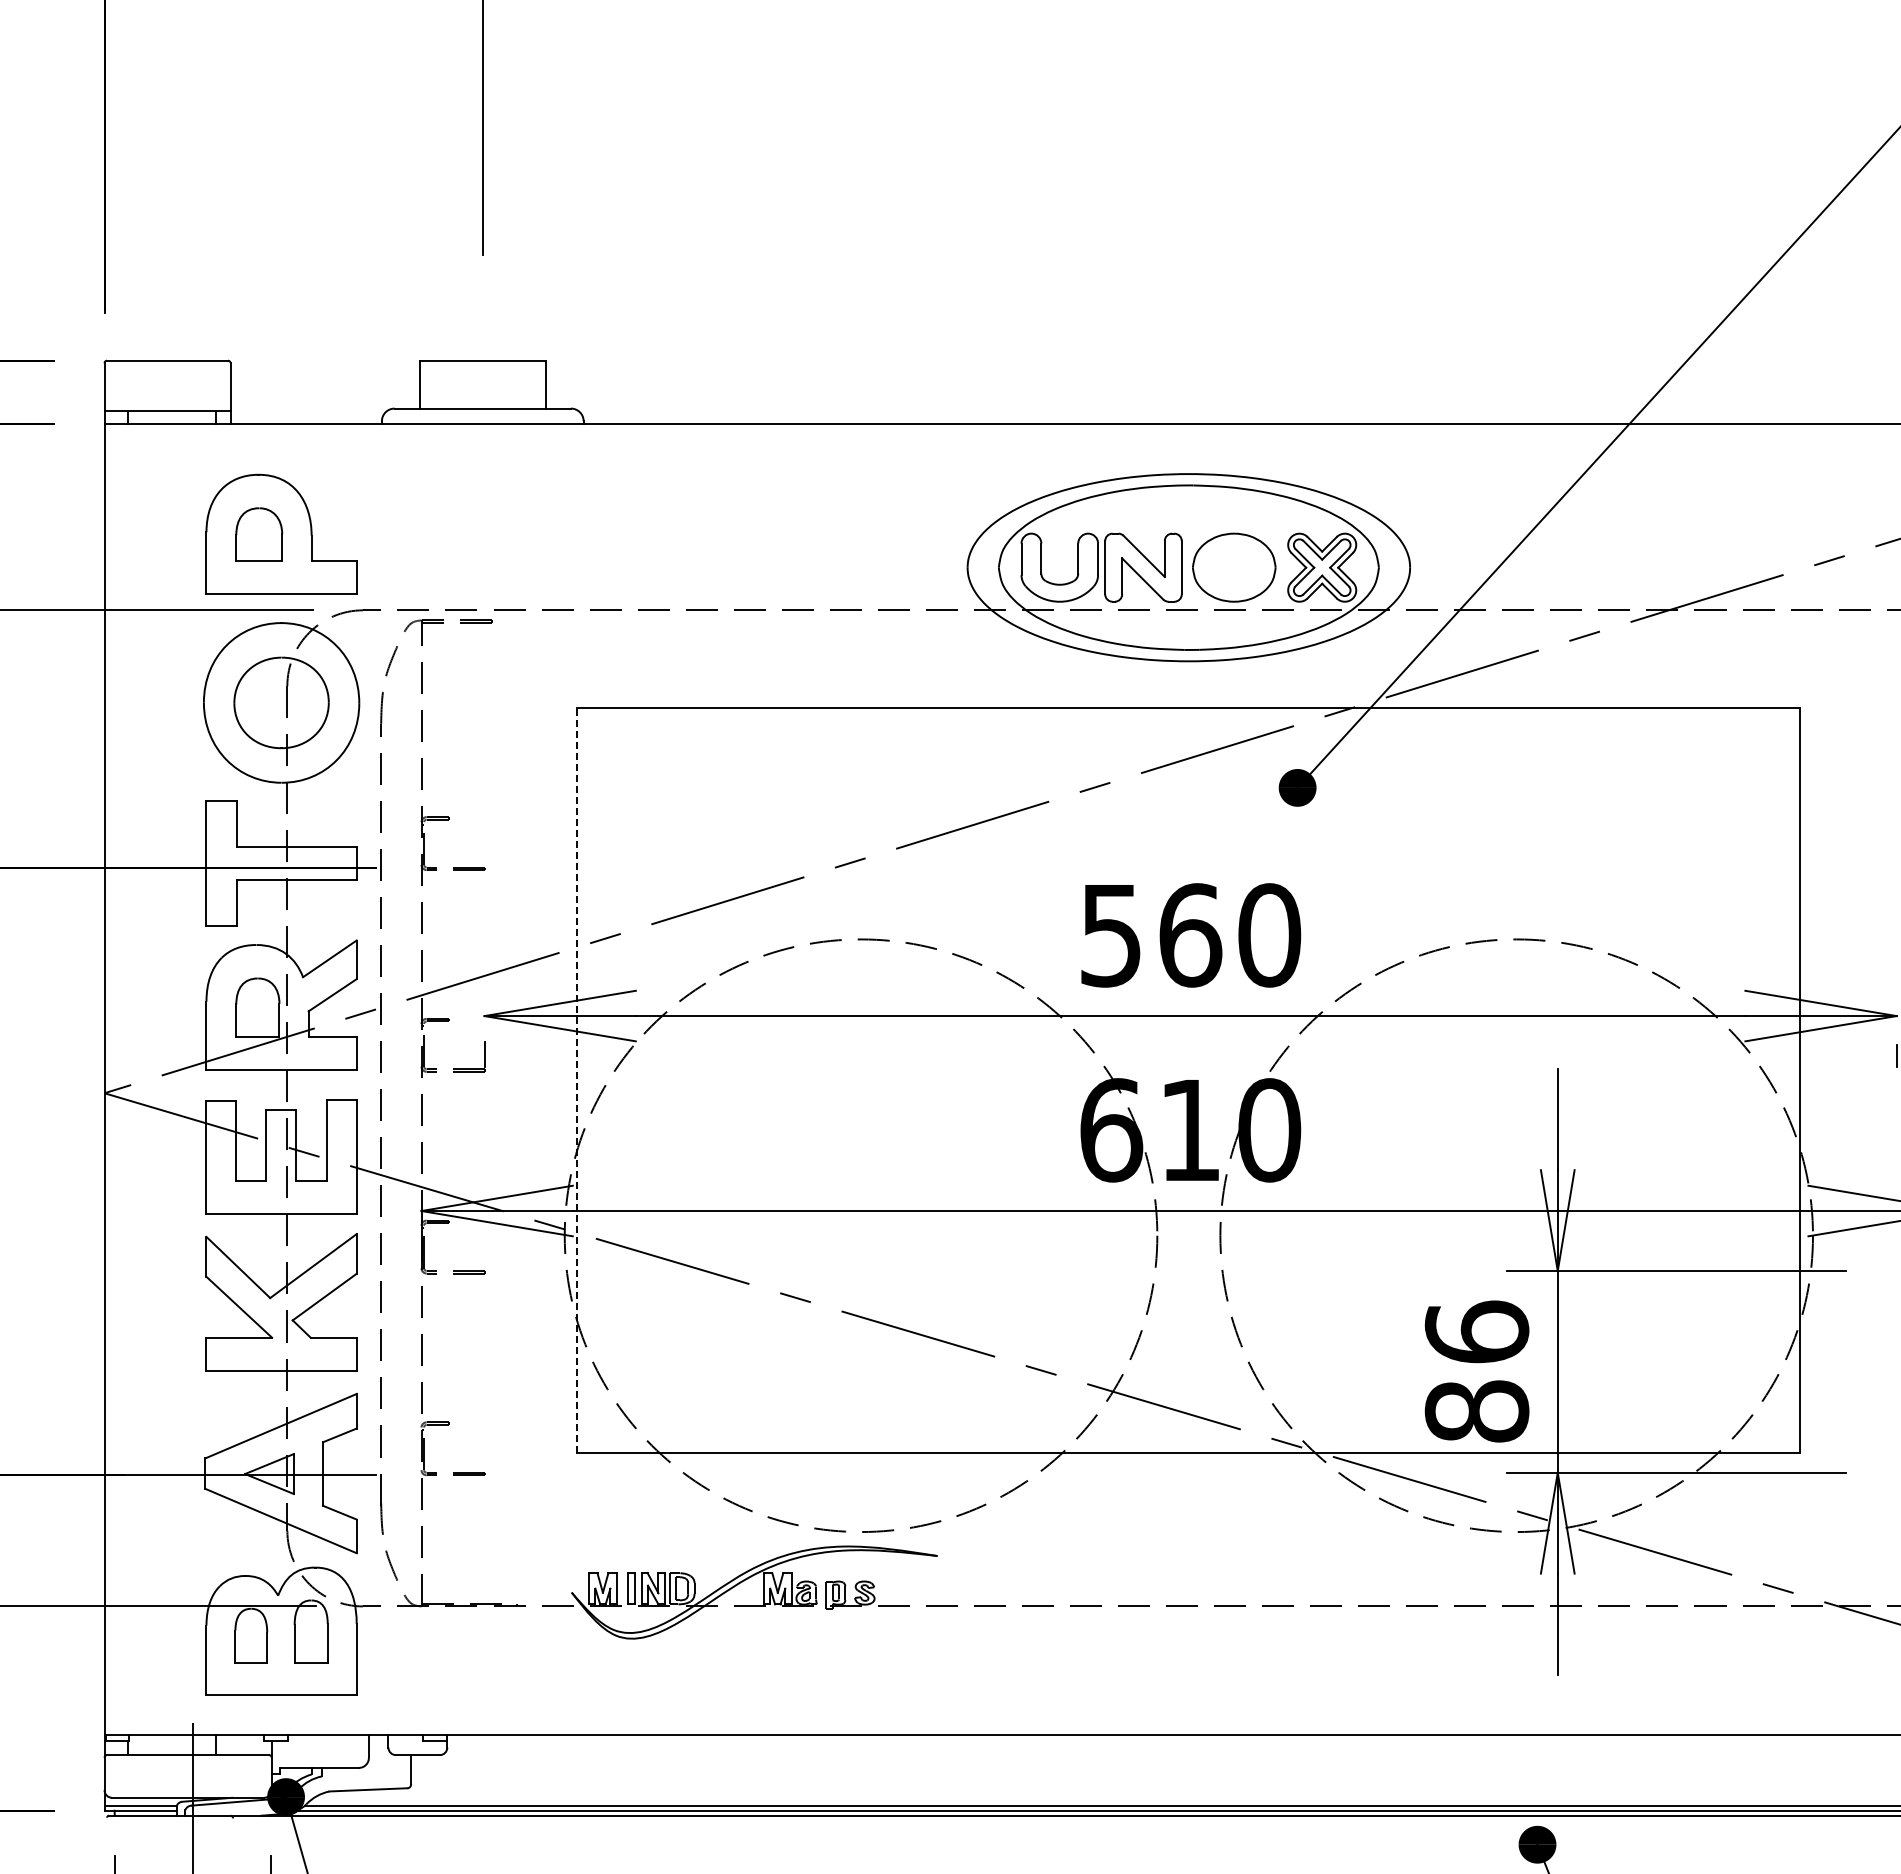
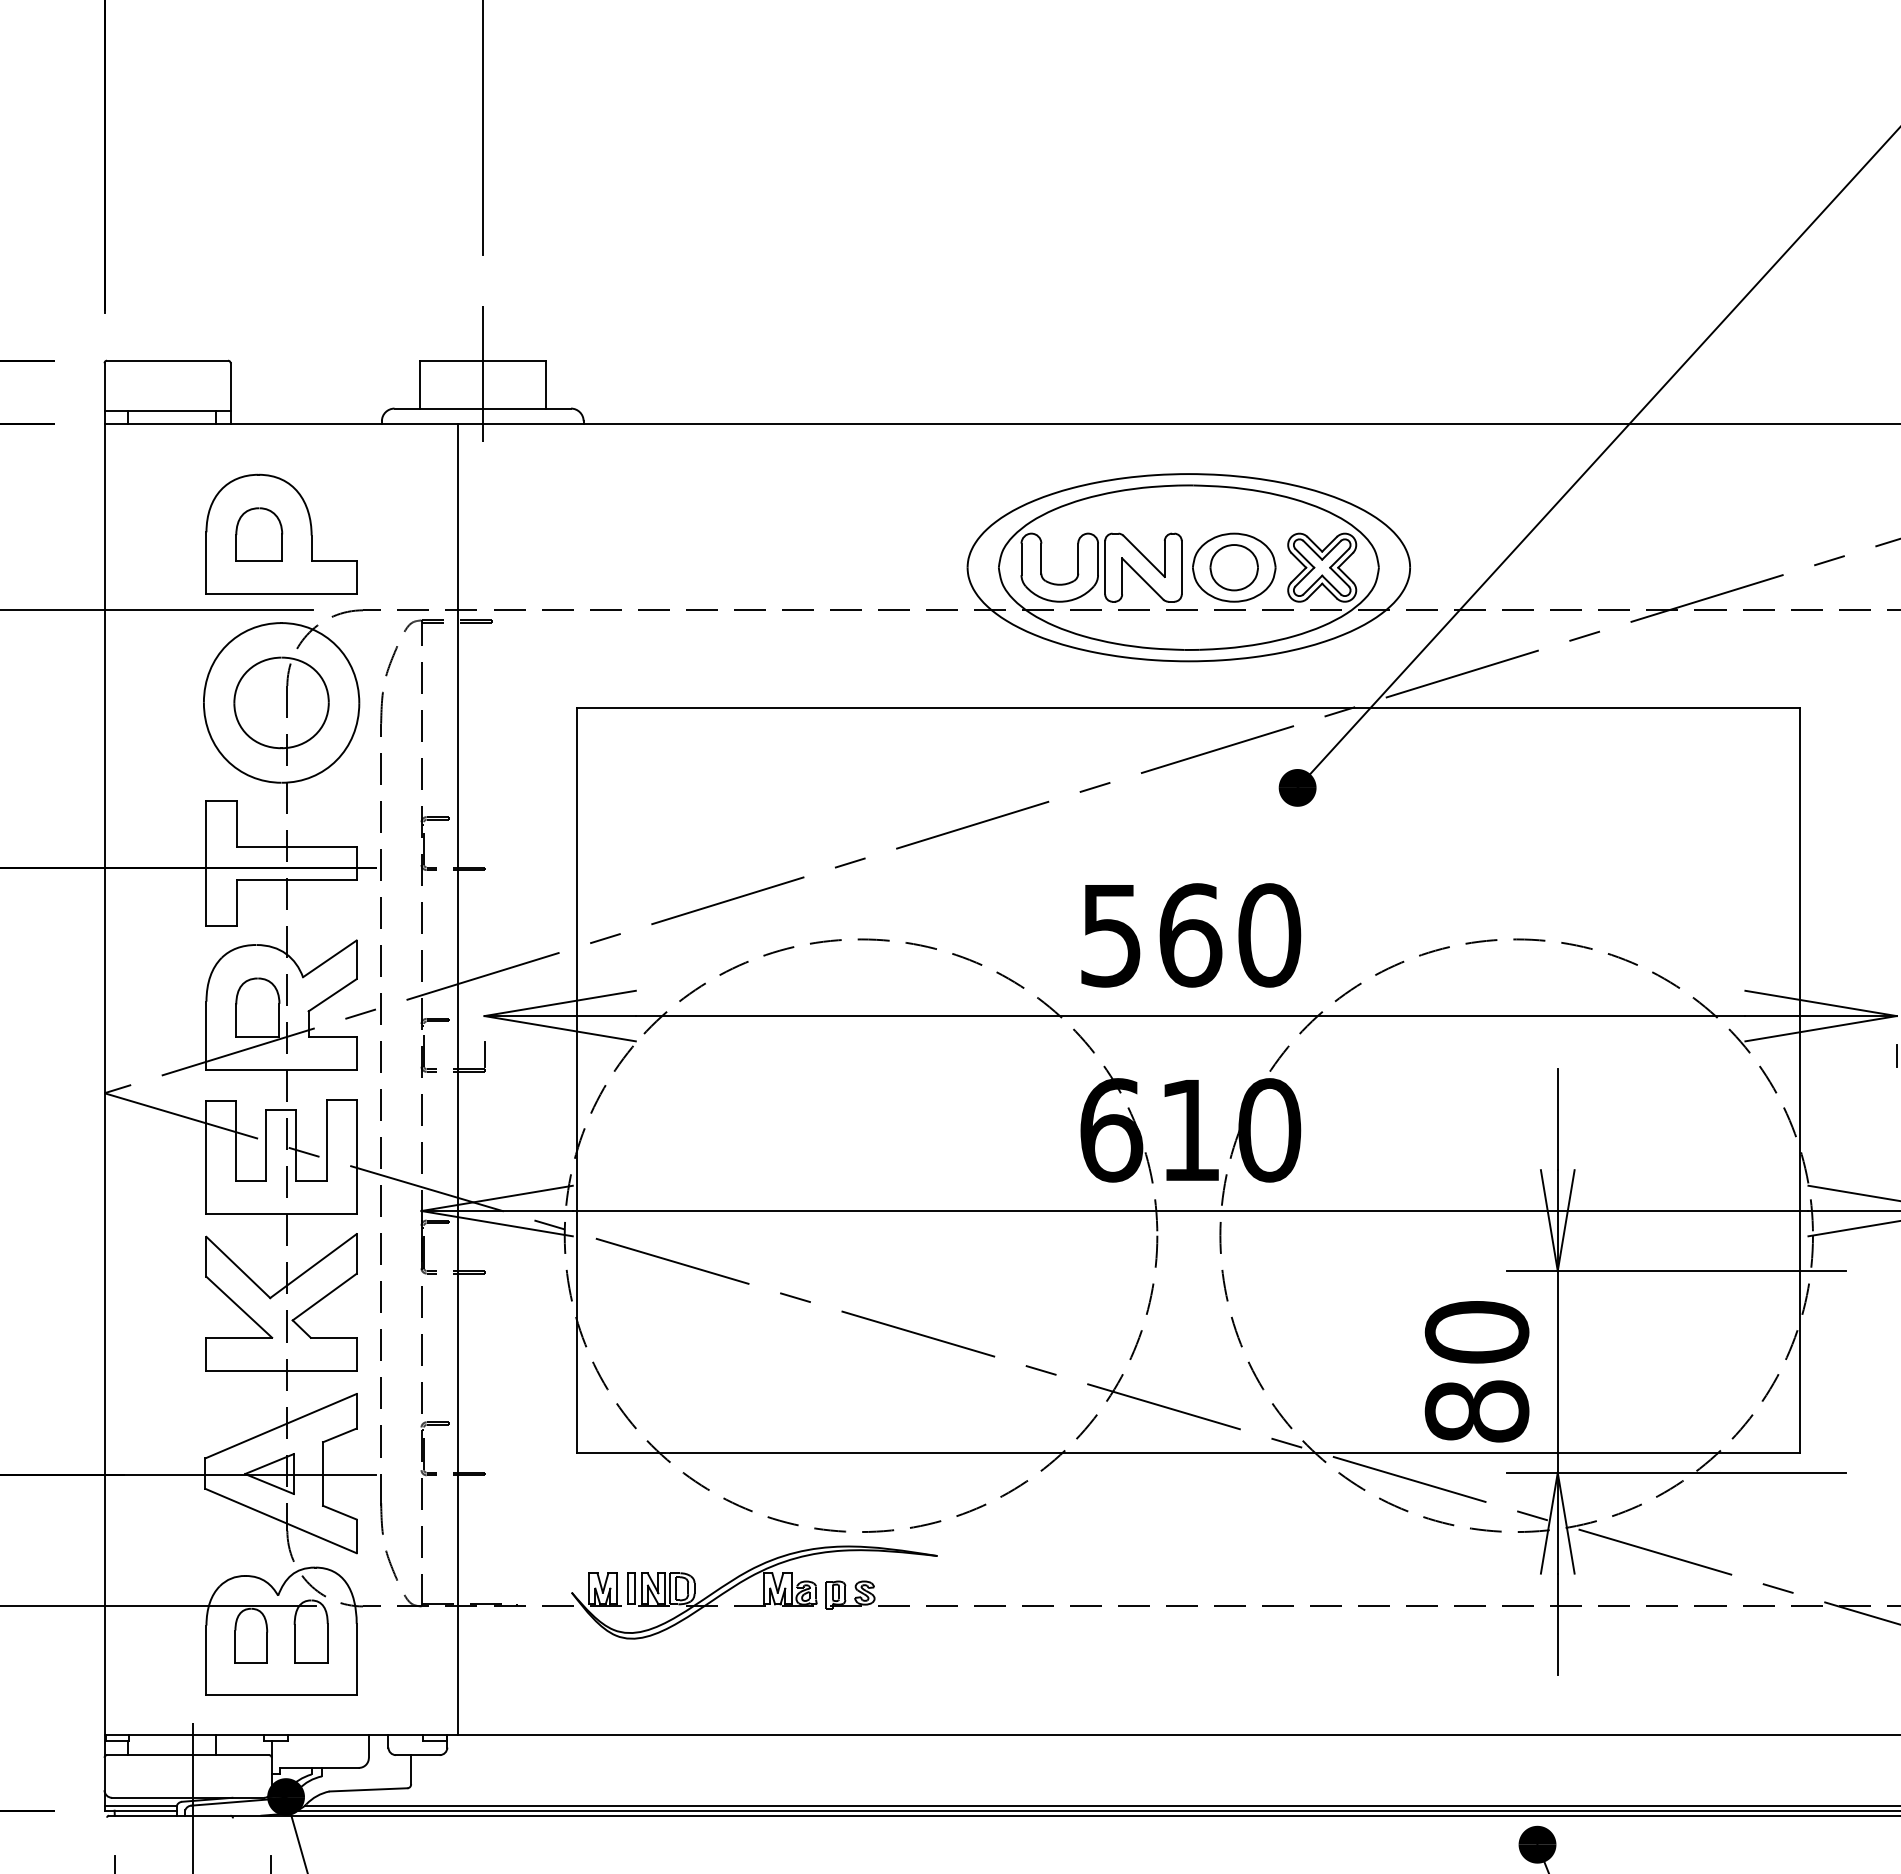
line: none -> present (482, 373)
part: none -> present (1233, 567)
line: none -> present (457, 1079)
line: dashed -> solid (577, 1079)
text: 86 -> 80 (1476, 1331)
